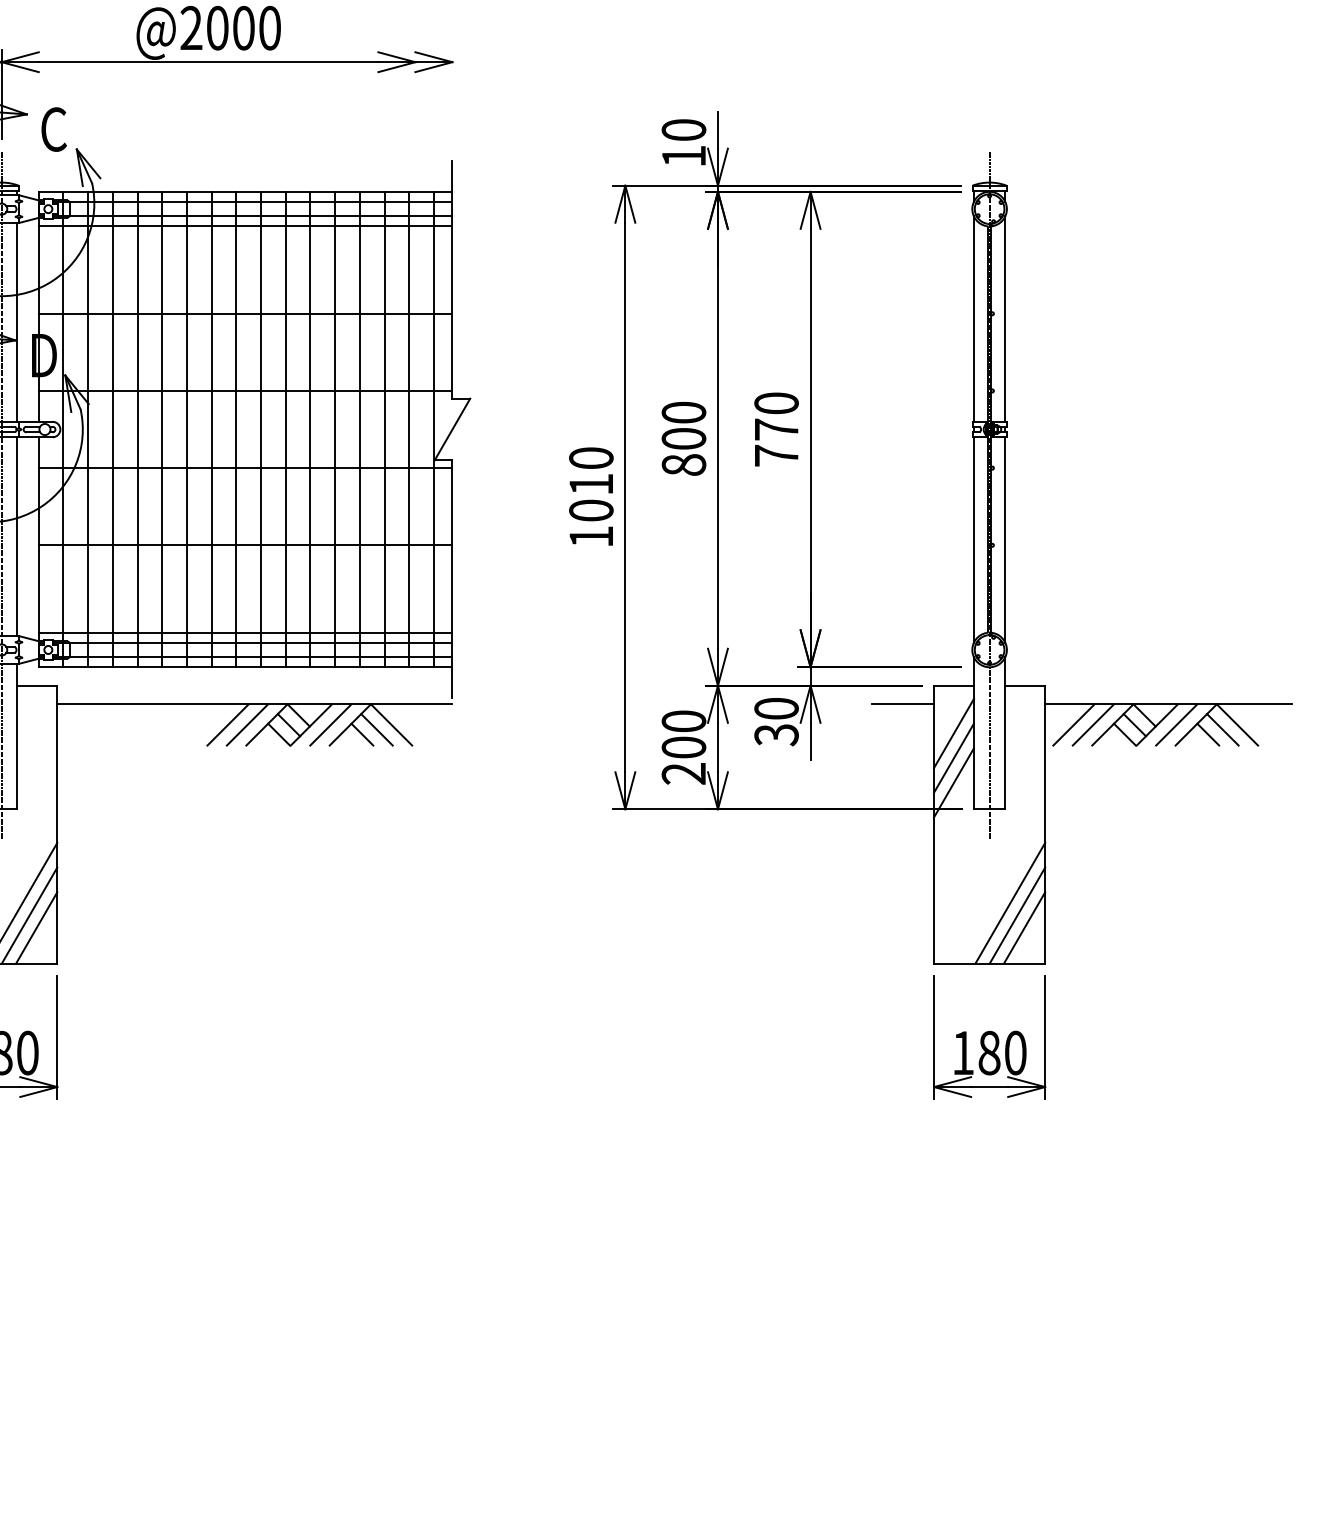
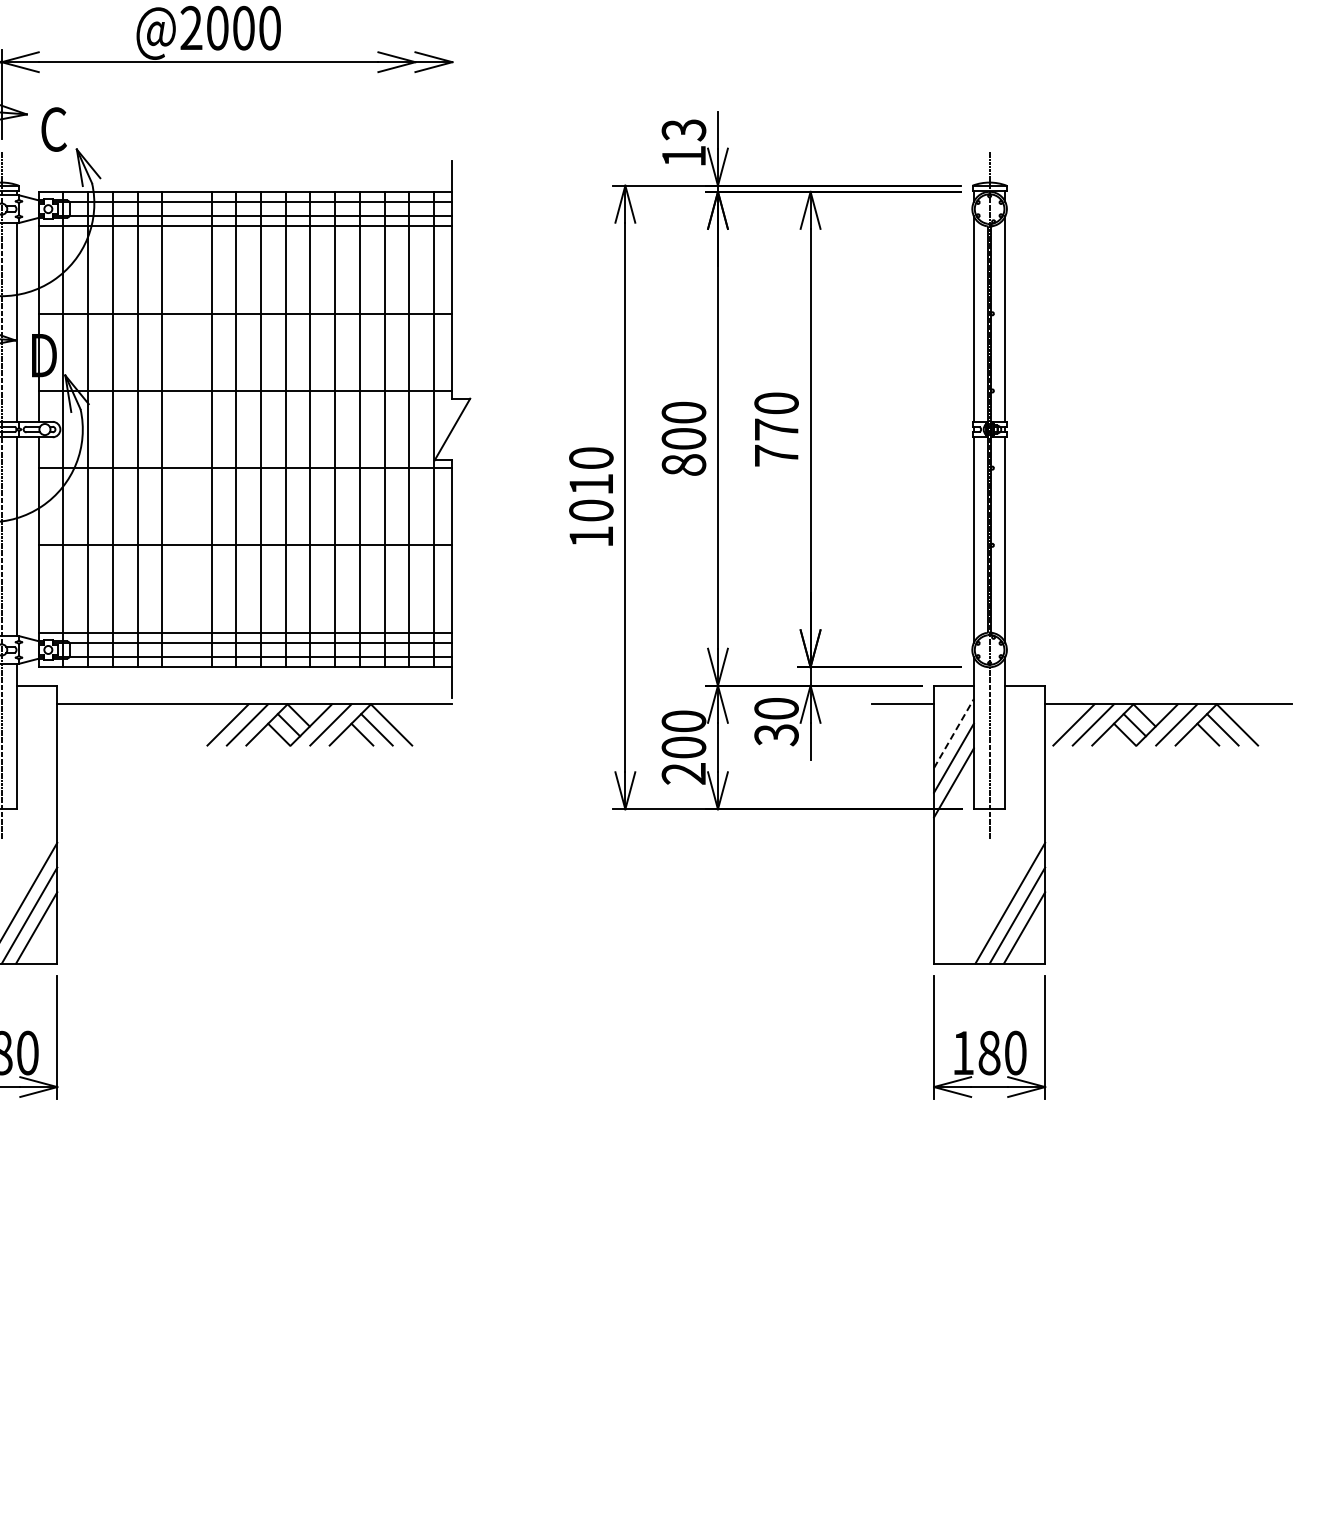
text: 10 -> 13 (683, 130)
line: present -> none (186, 429)
line: solid -> dashed (954, 733)
